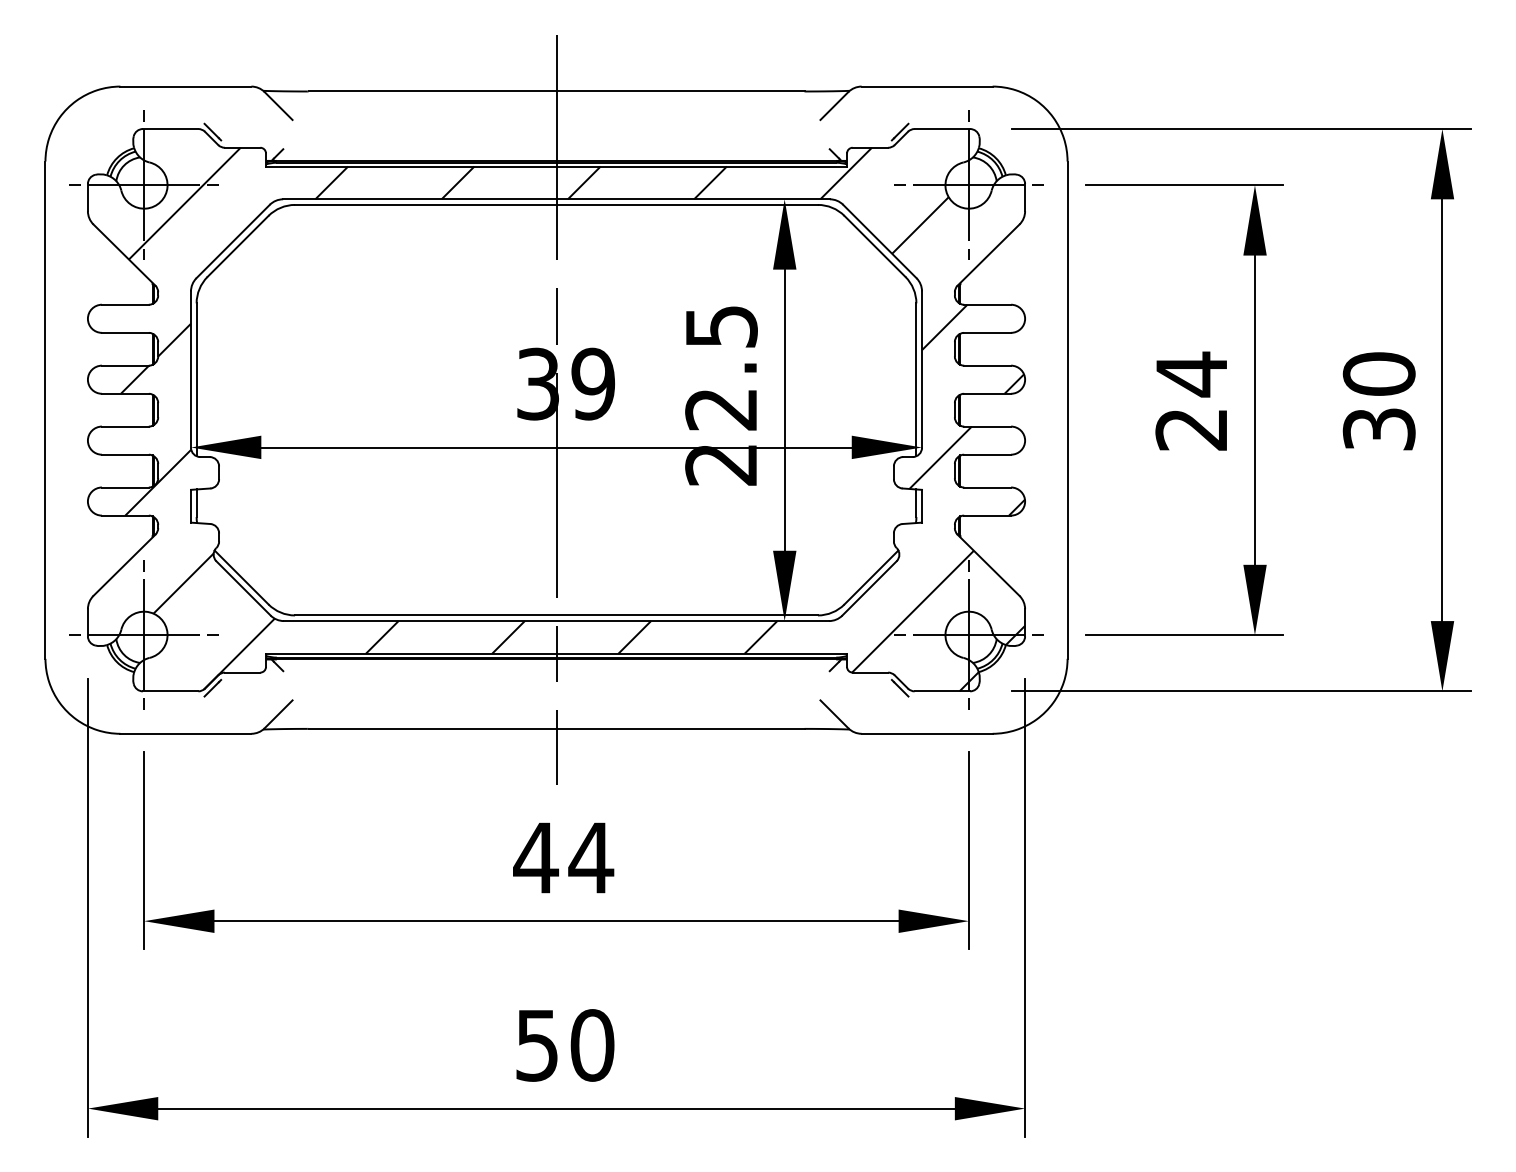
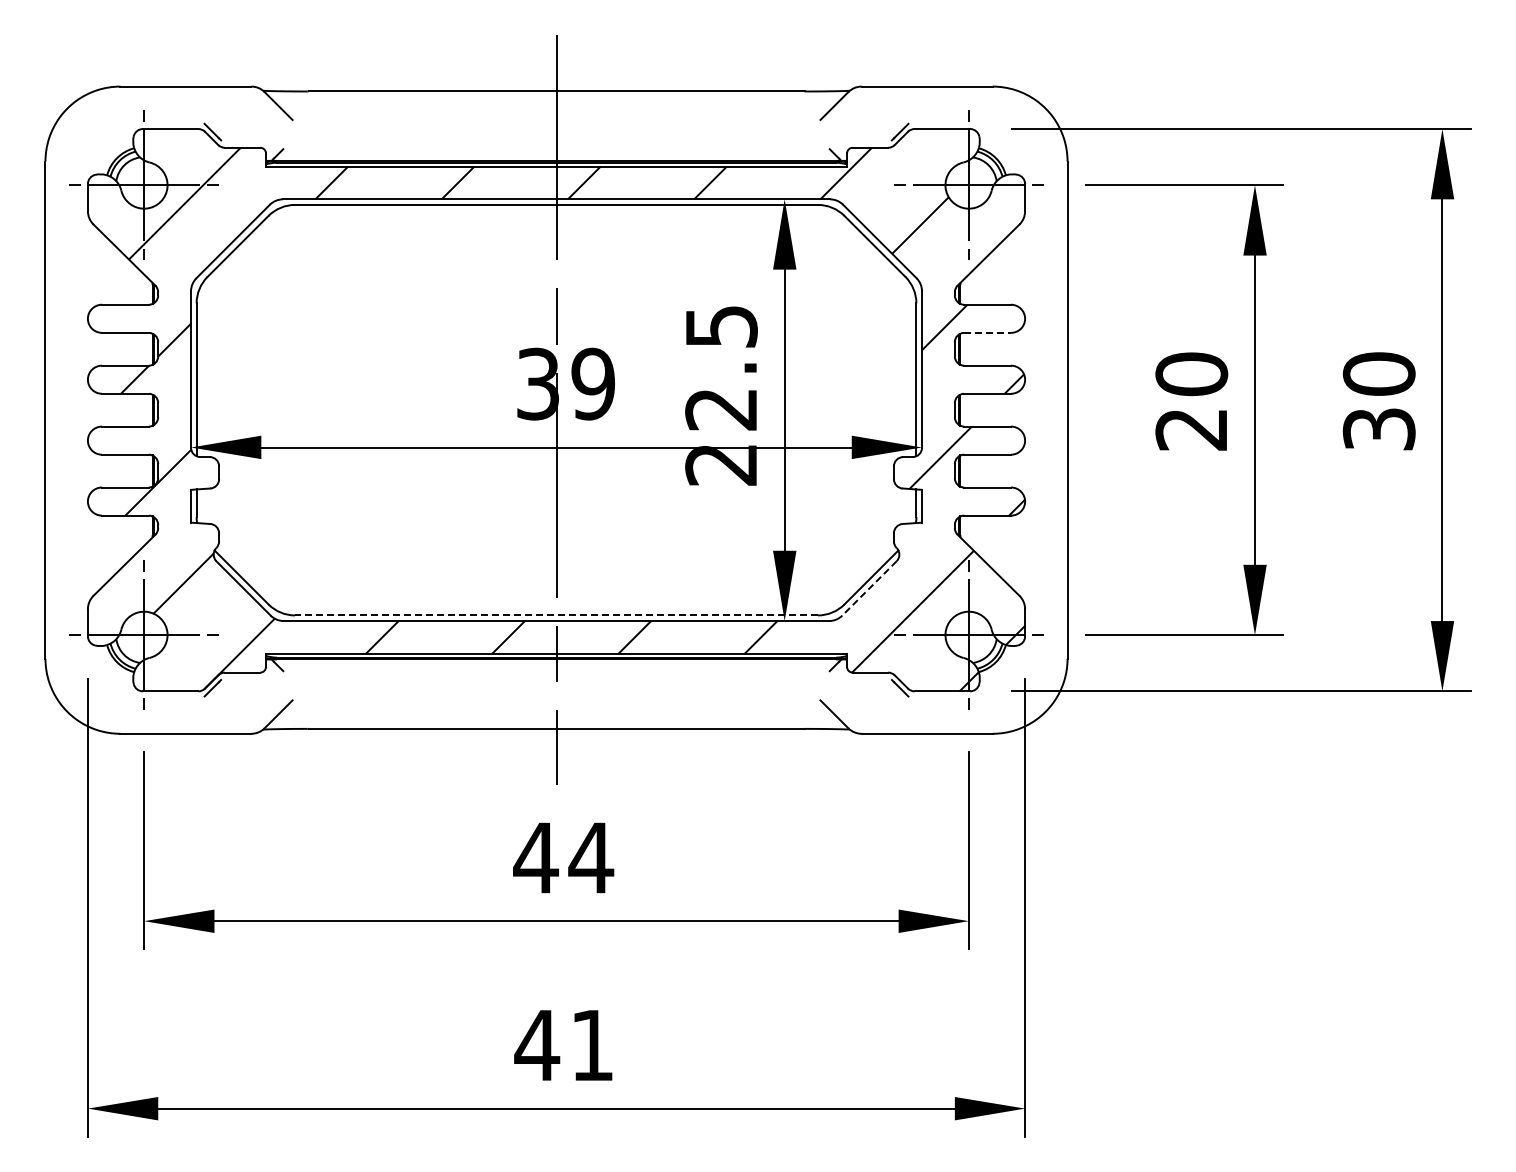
line: solid -> dashed (988, 332)
text: 24 -> 20 (1191, 374)
line: solid -> dashed (869, 588)
line: solid -> dashed (556, 615)
text: 50 -> 41 (564, 1045)
